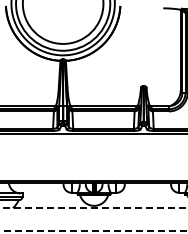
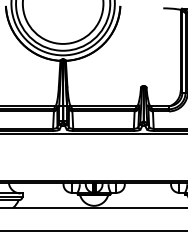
line: dashed -> solid (94, 208)
line: dashed -> solid (93, 230)
